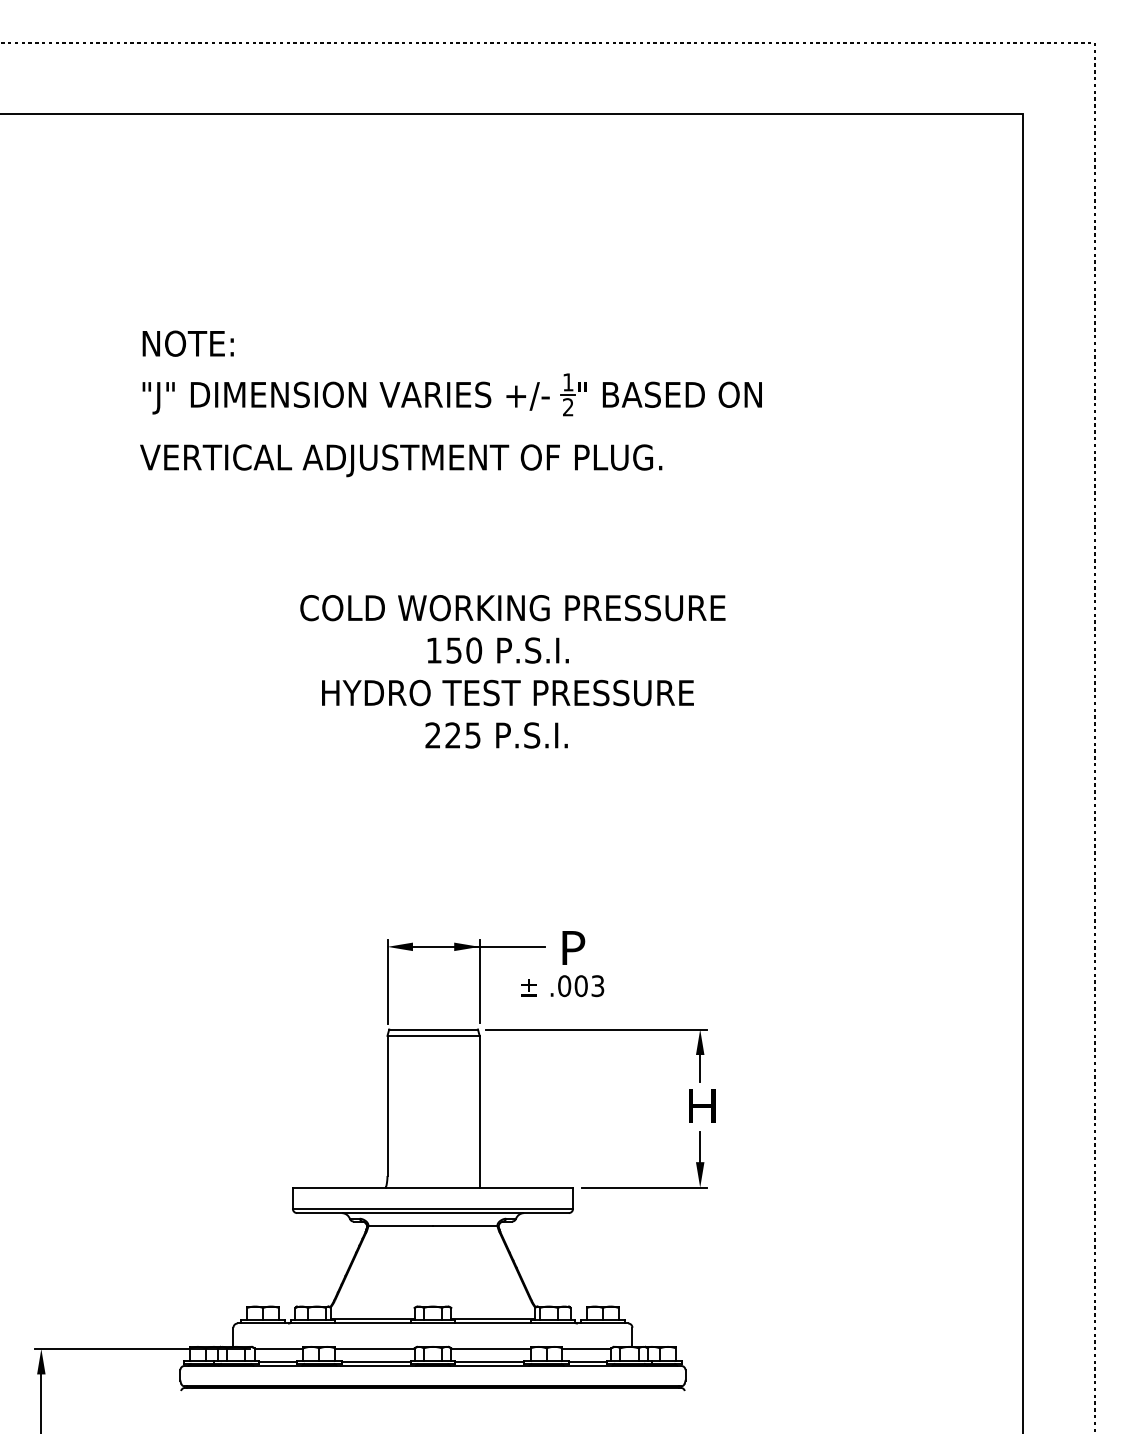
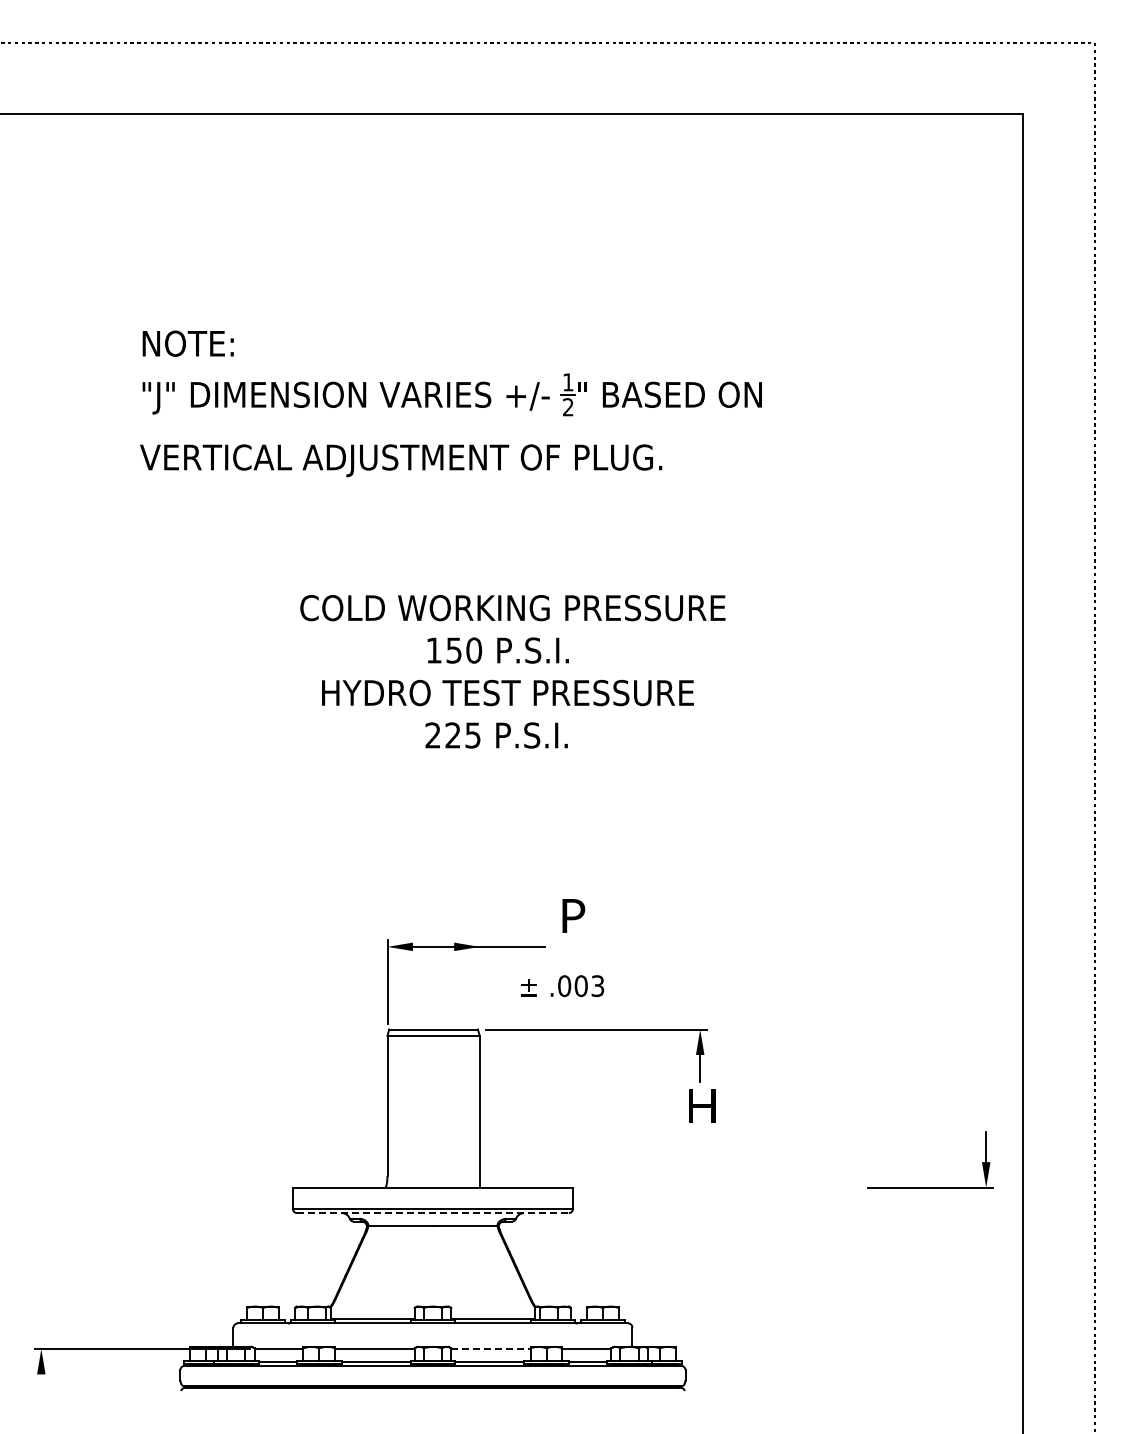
text position: (573, 947) -> (573, 915) (573, 915)
line: present -> none (479, 981)
part position: (644, 1187) -> (930, 1187) (930, 1187)
line: solid -> dashed (432, 1213)
line: solid -> dashed (490, 1348)
line: present -> none (41, 1402)
